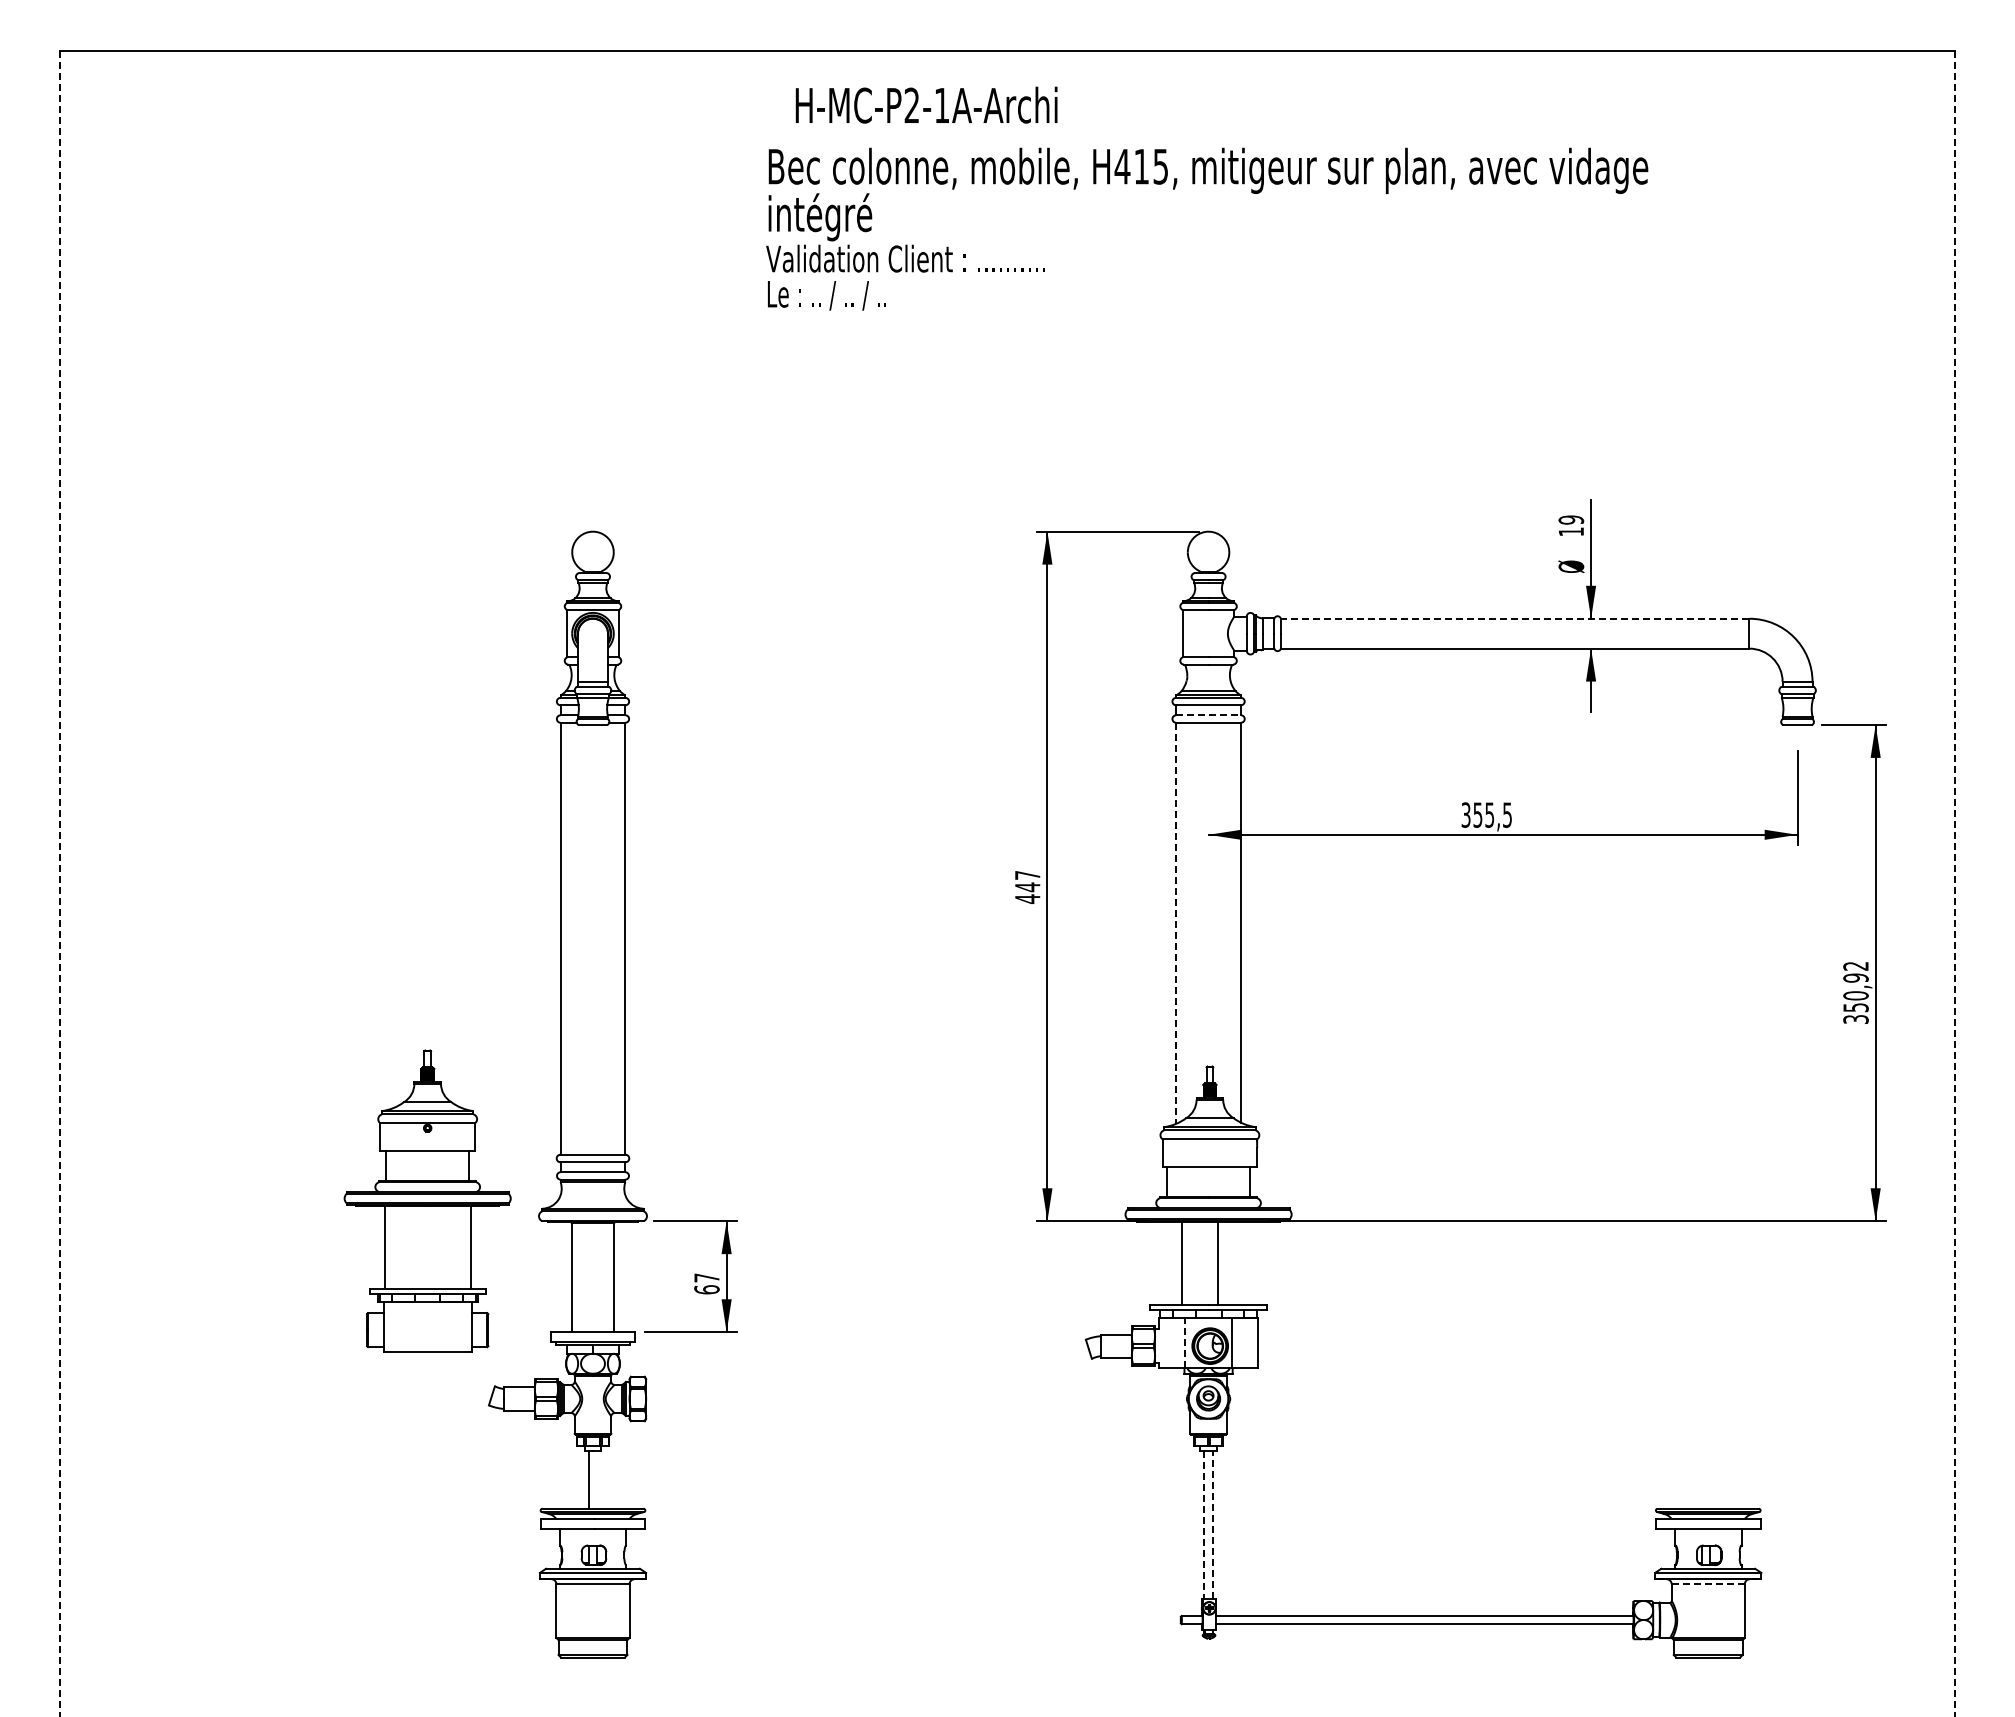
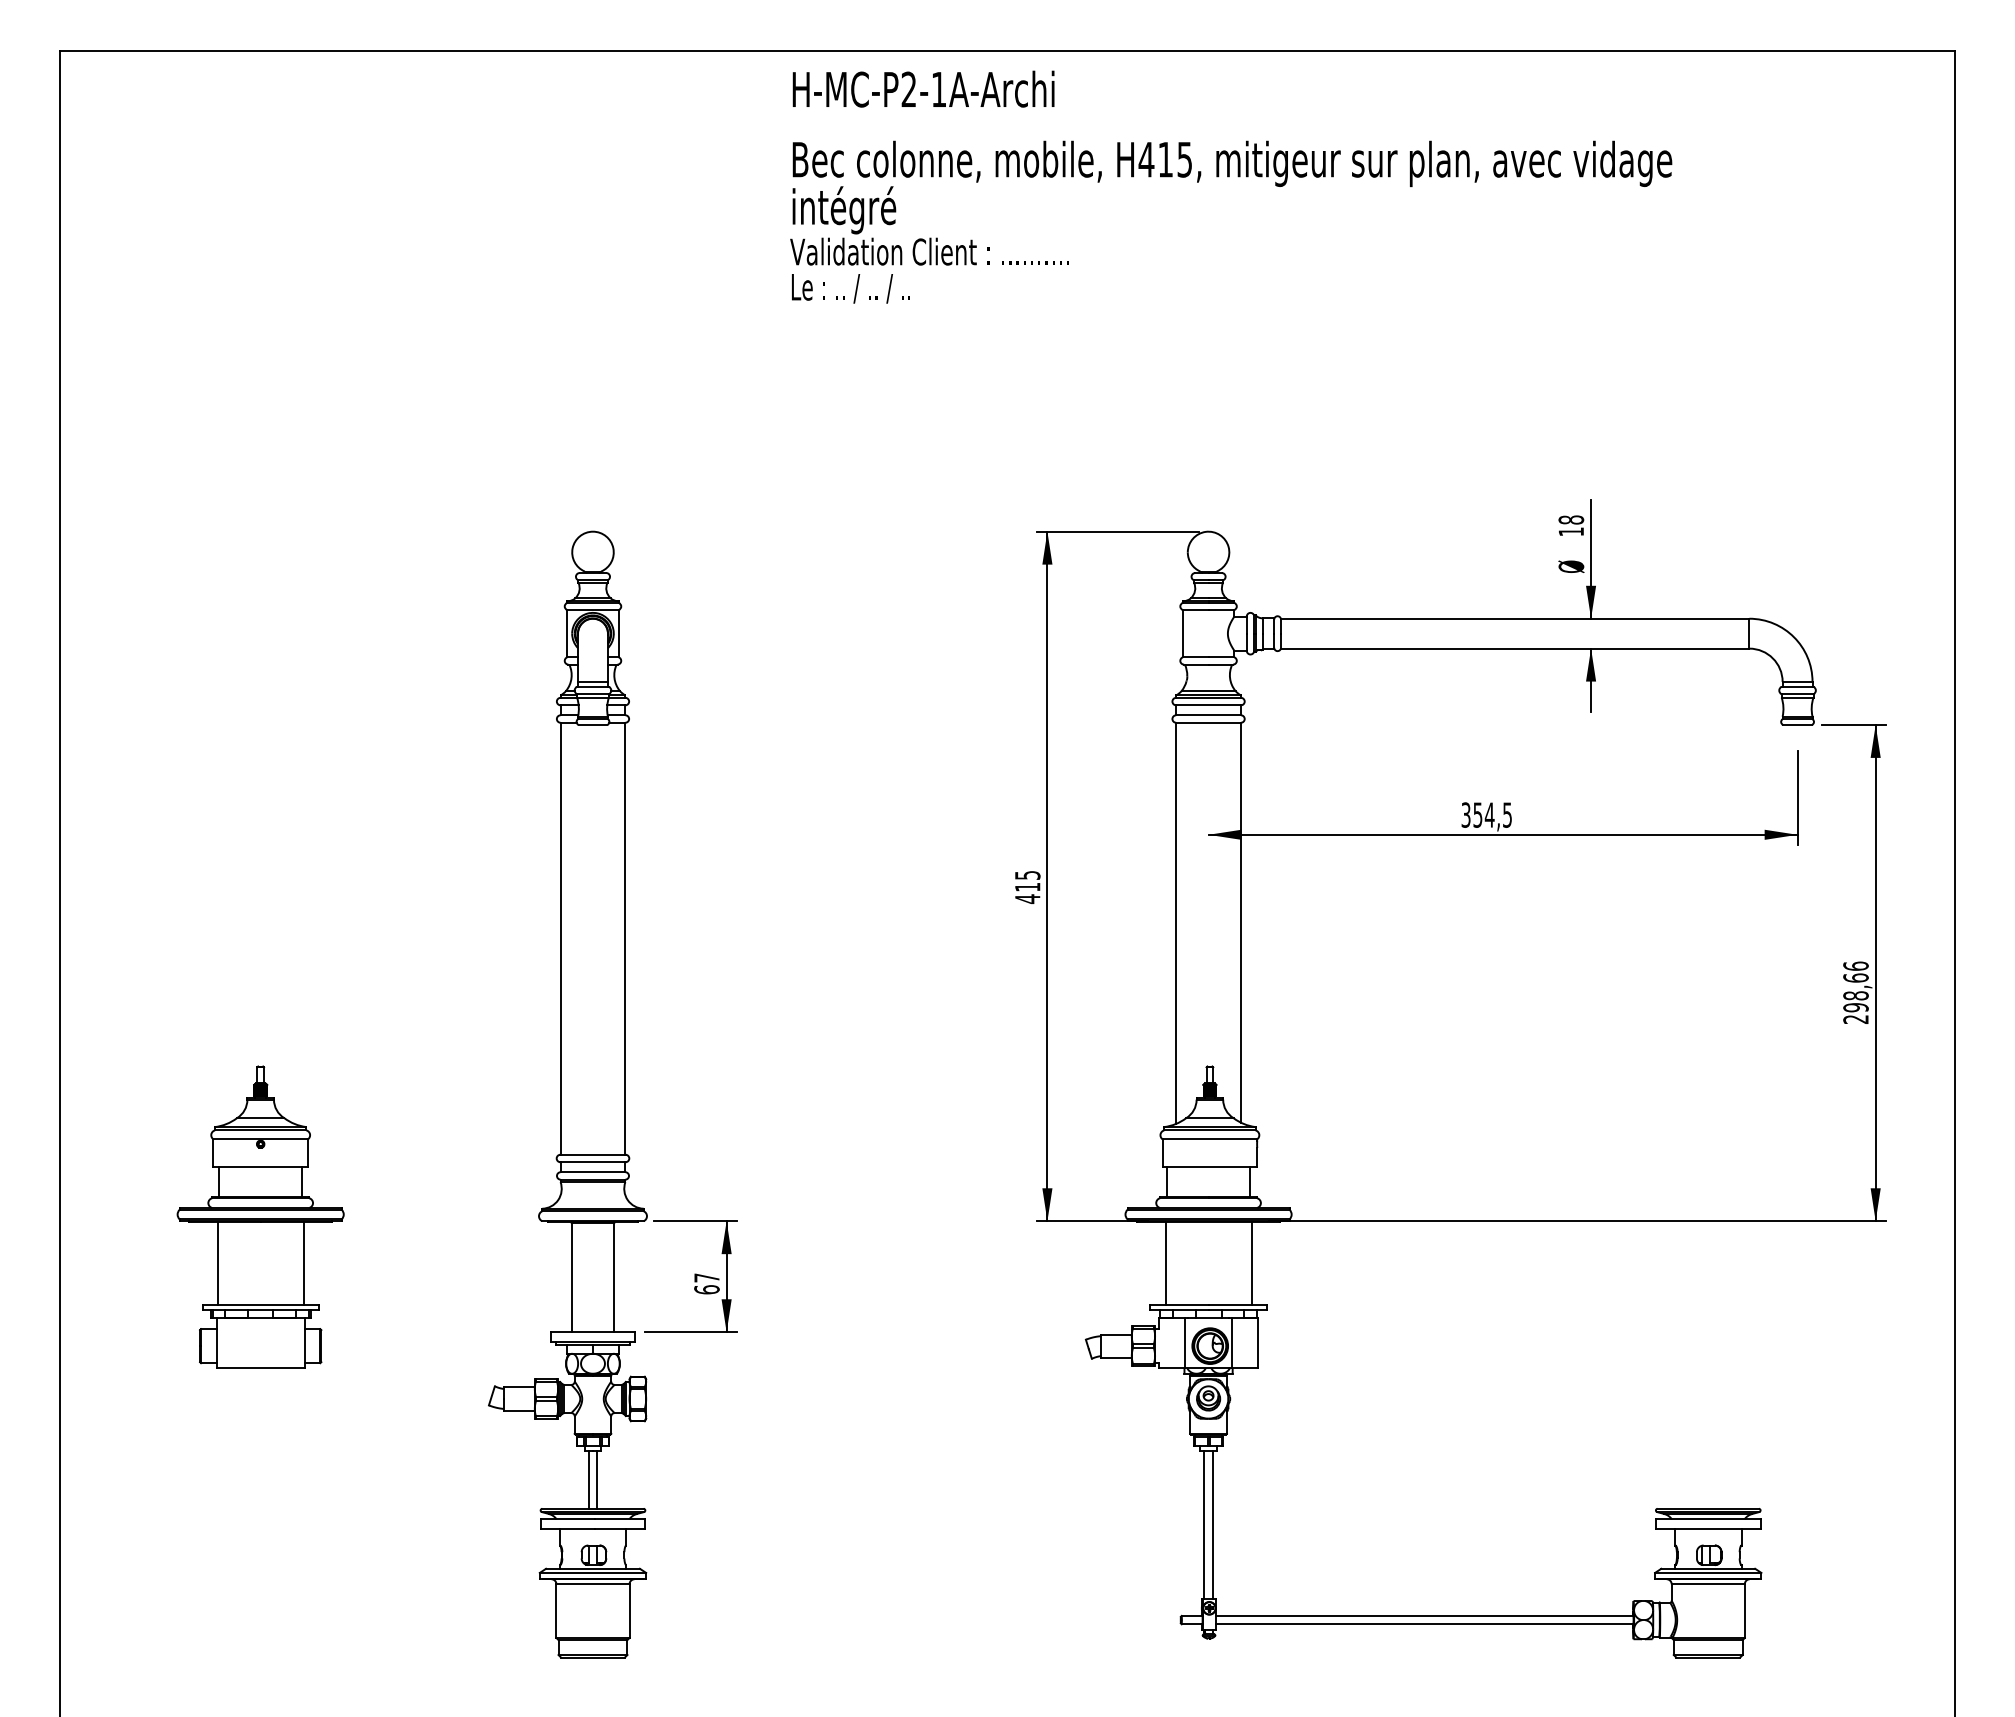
text position: (926, 104) -> (923, 88) (923, 88)
text position: (1207, 228) -> (1231, 221) (1231, 221)
text: 19 -> 18 (1571, 519)
line: dashed -> solid (1514, 618)
line: dashed -> solid (1209, 715)
text: 355,5 -> 354,5 (1489, 814)
text: 447 -> 415 (1027, 881)
line: dashed -> solid (60, 884)
line: dashed -> solid (1954, 884)
line: dashed -> solid (1176, 923)
text: 350,92 -> 298,66 (1855, 992)
part position: (427, 1200) -> (260, 1216) (260, 1216)
line position: (1181, 1263) -> (1165, 1263) (1165, 1263)
line position: (1217, 1263) -> (1251, 1263) (1251, 1263)
line: dashed -> solid (1185, 1342)
line: none -> present (597, 1479)
line: dashed -> solid (1212, 1524)
line: dashed -> solid (1204, 1525)
line: dashed -> solid (1708, 1584)
